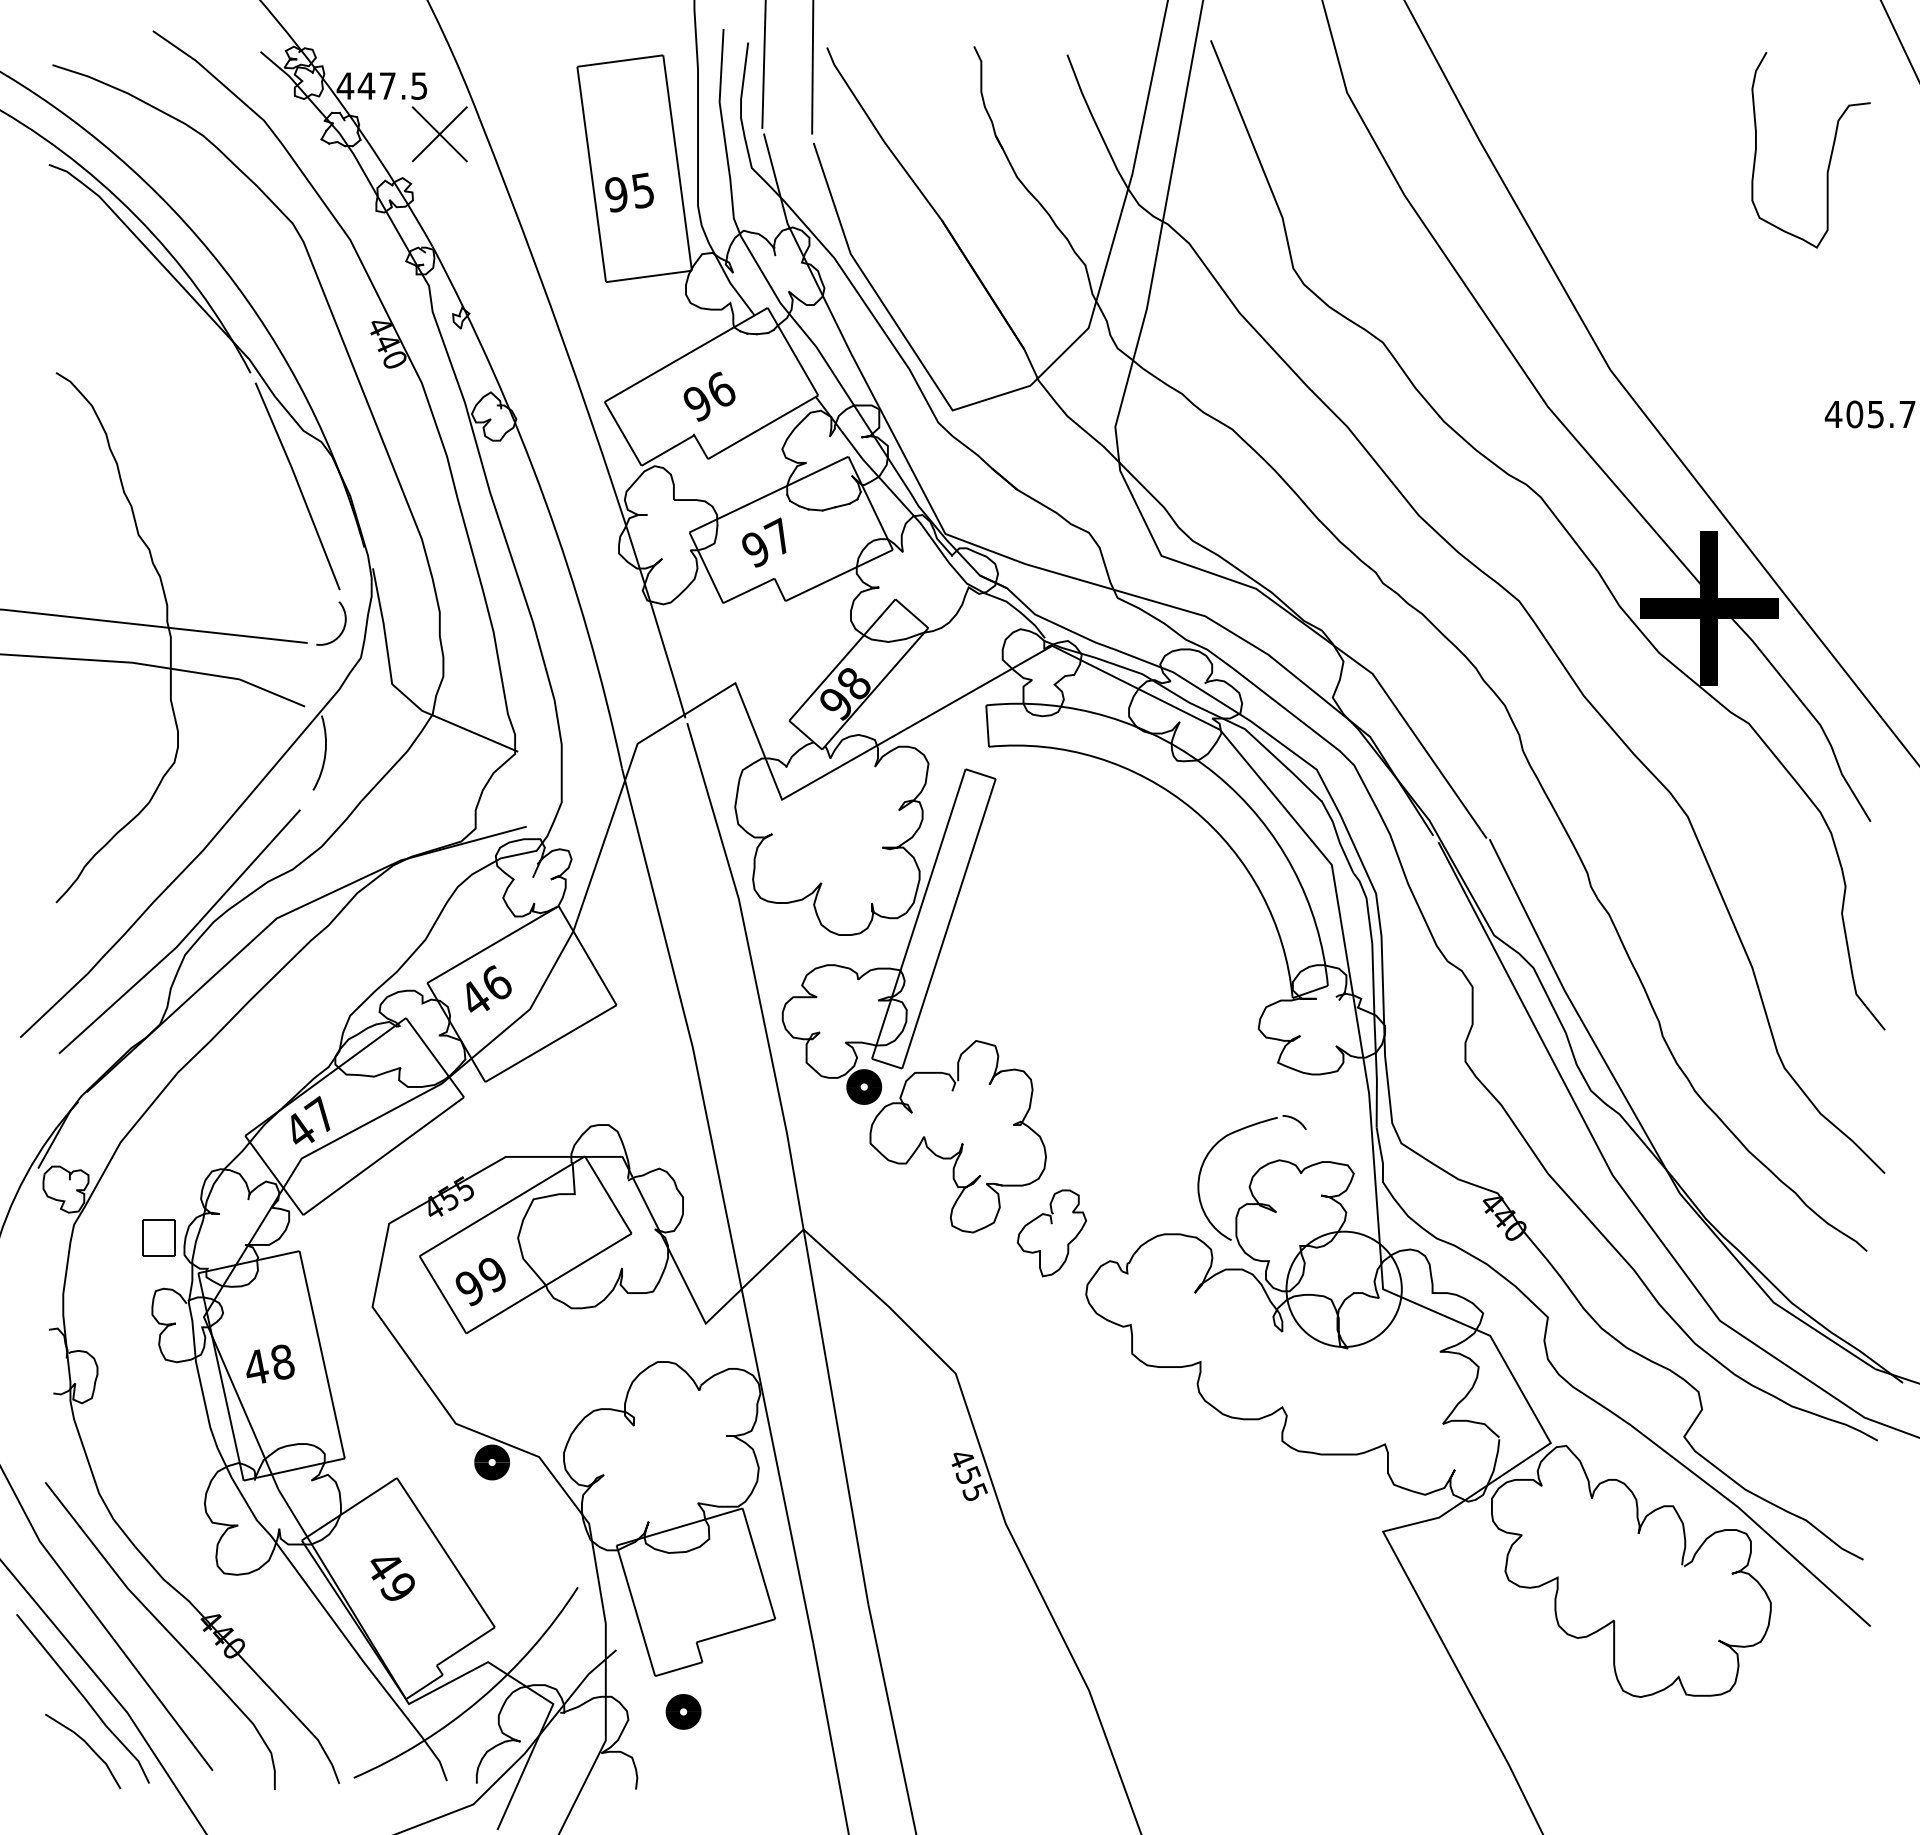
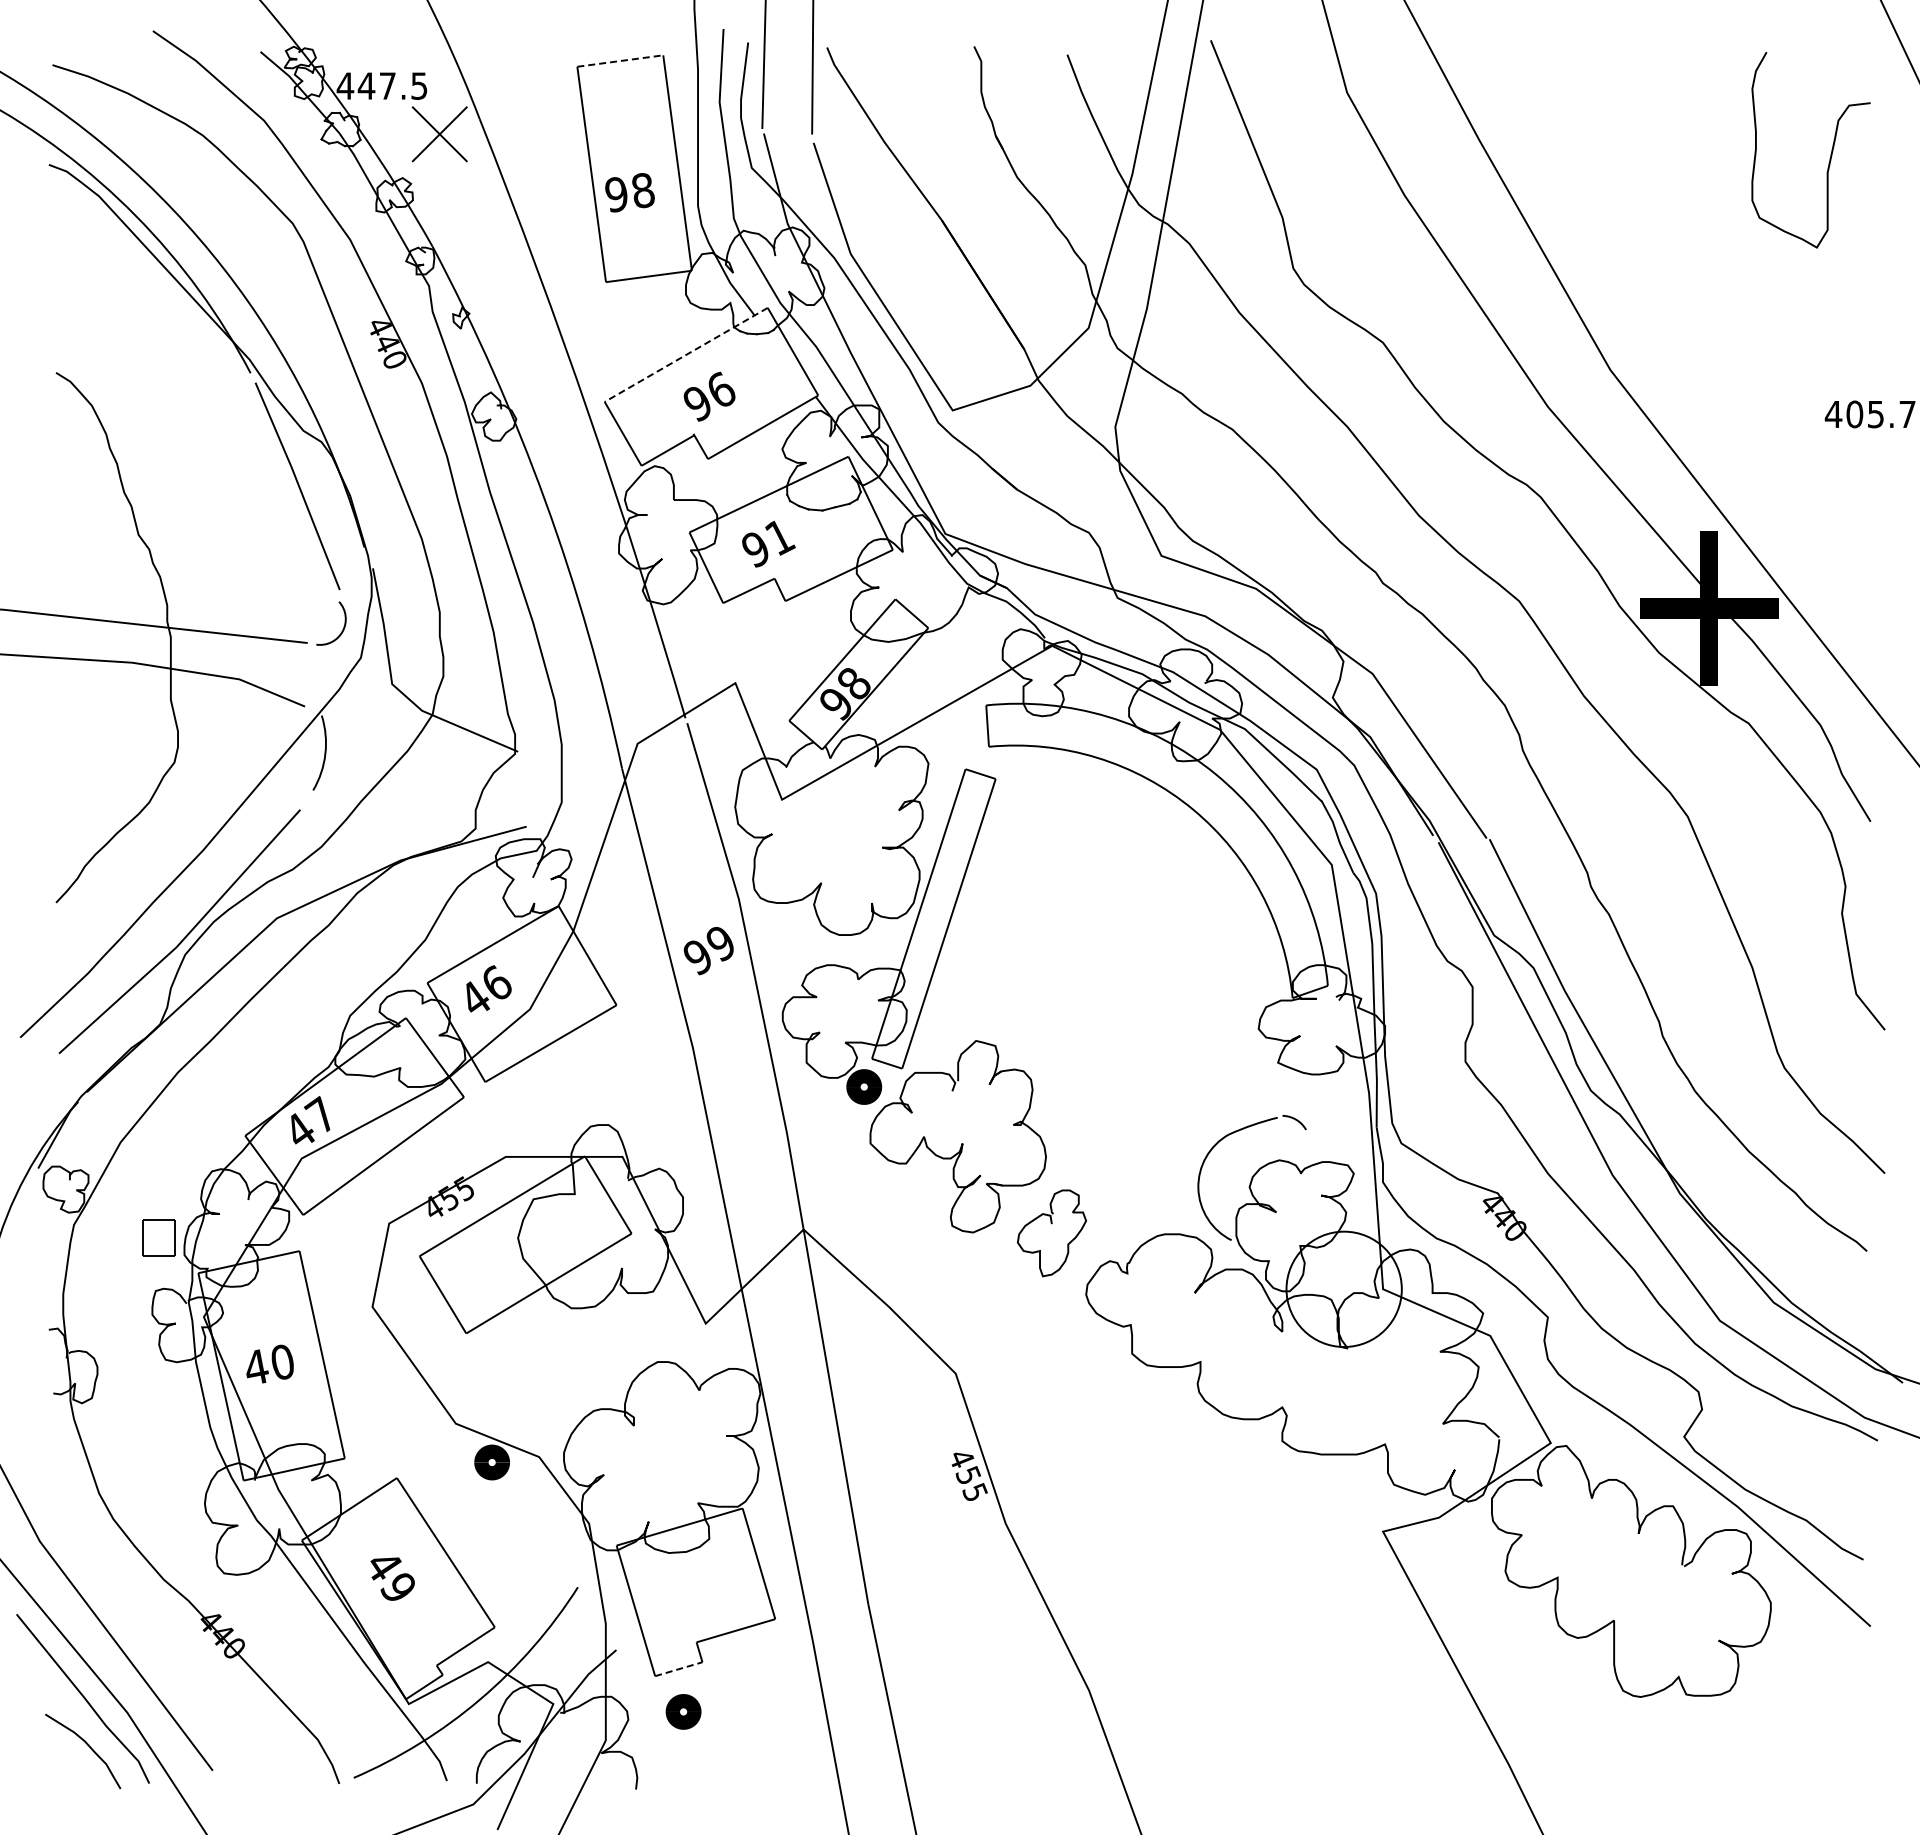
line: solid -> dashed (620, 60)
text: 95 -> 98 (643, 190)
line: solid -> dashed (685, 355)
text: 97 -> 91 (779, 536)
text position: (480, 1282) -> (708, 951) (708, 951)
text: 48 -> 40 (282, 1361)
curve: present -> none (165, 1630)
line: solid -> dashed (678, 1669)
